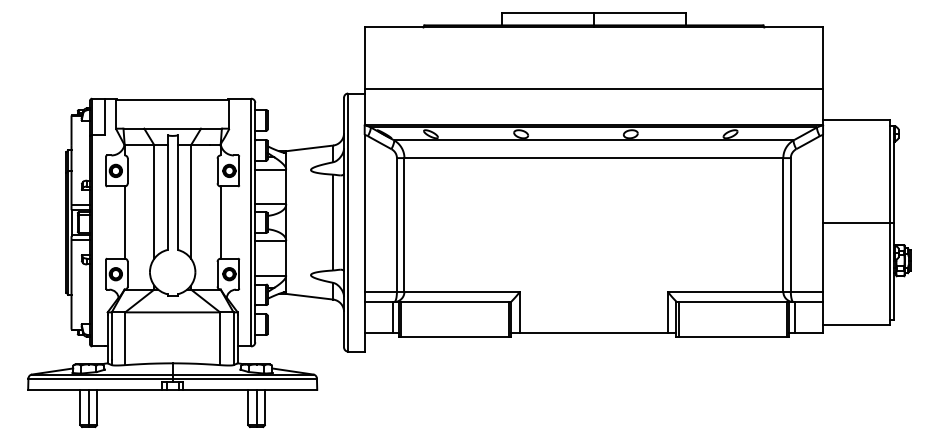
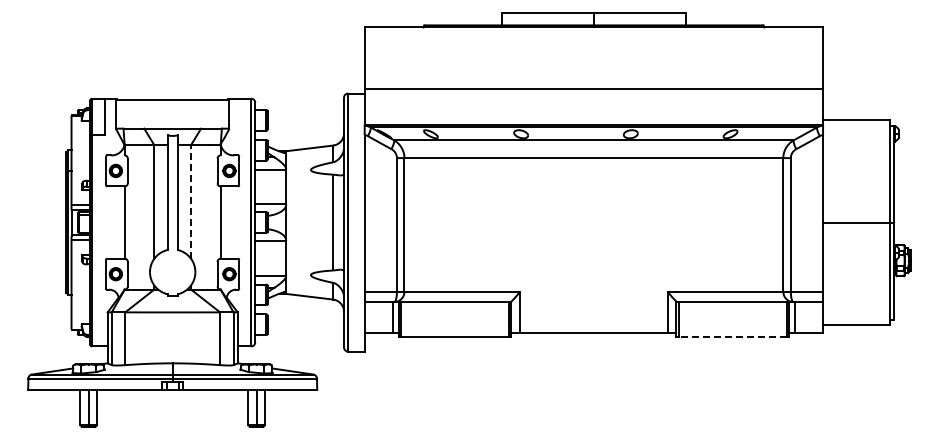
line: solid -> dashed (190, 201)
line: solid -> dashed (732, 337)
